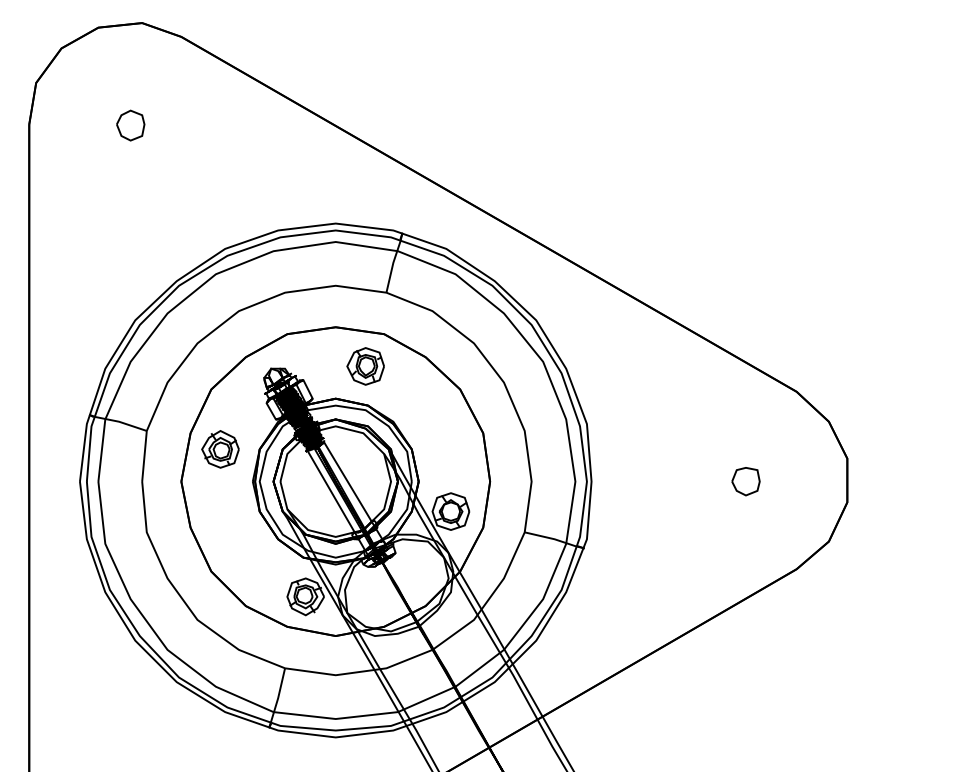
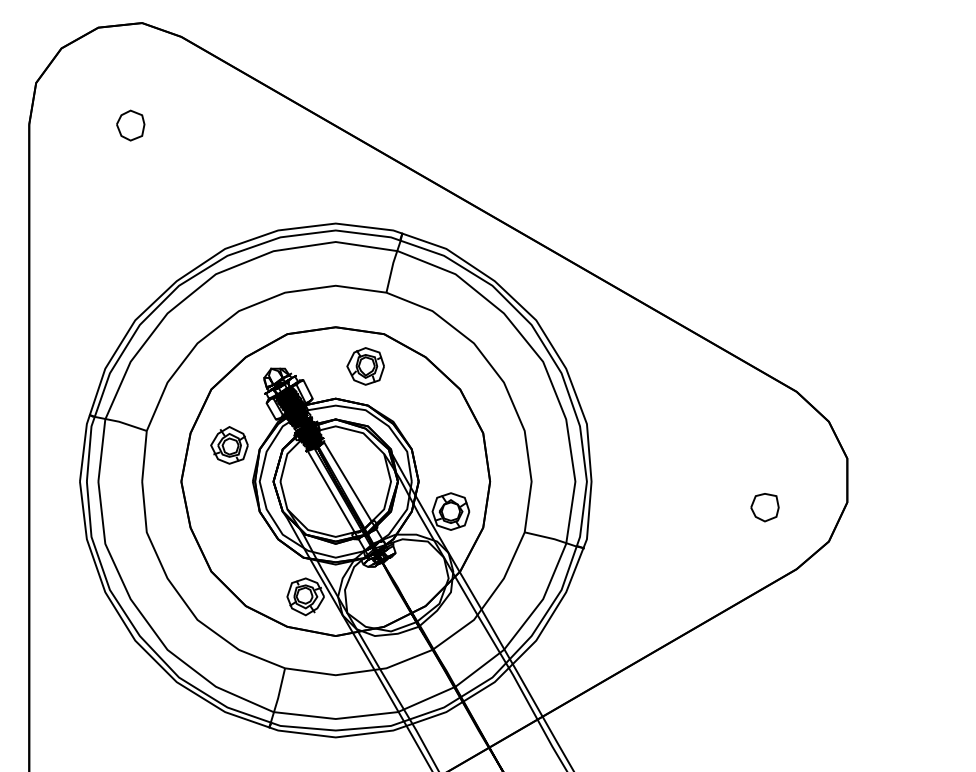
part position: (220, 449) -> (229, 445) (229, 445)
part position: (745, 481) -> (764, 507) (764, 507)
